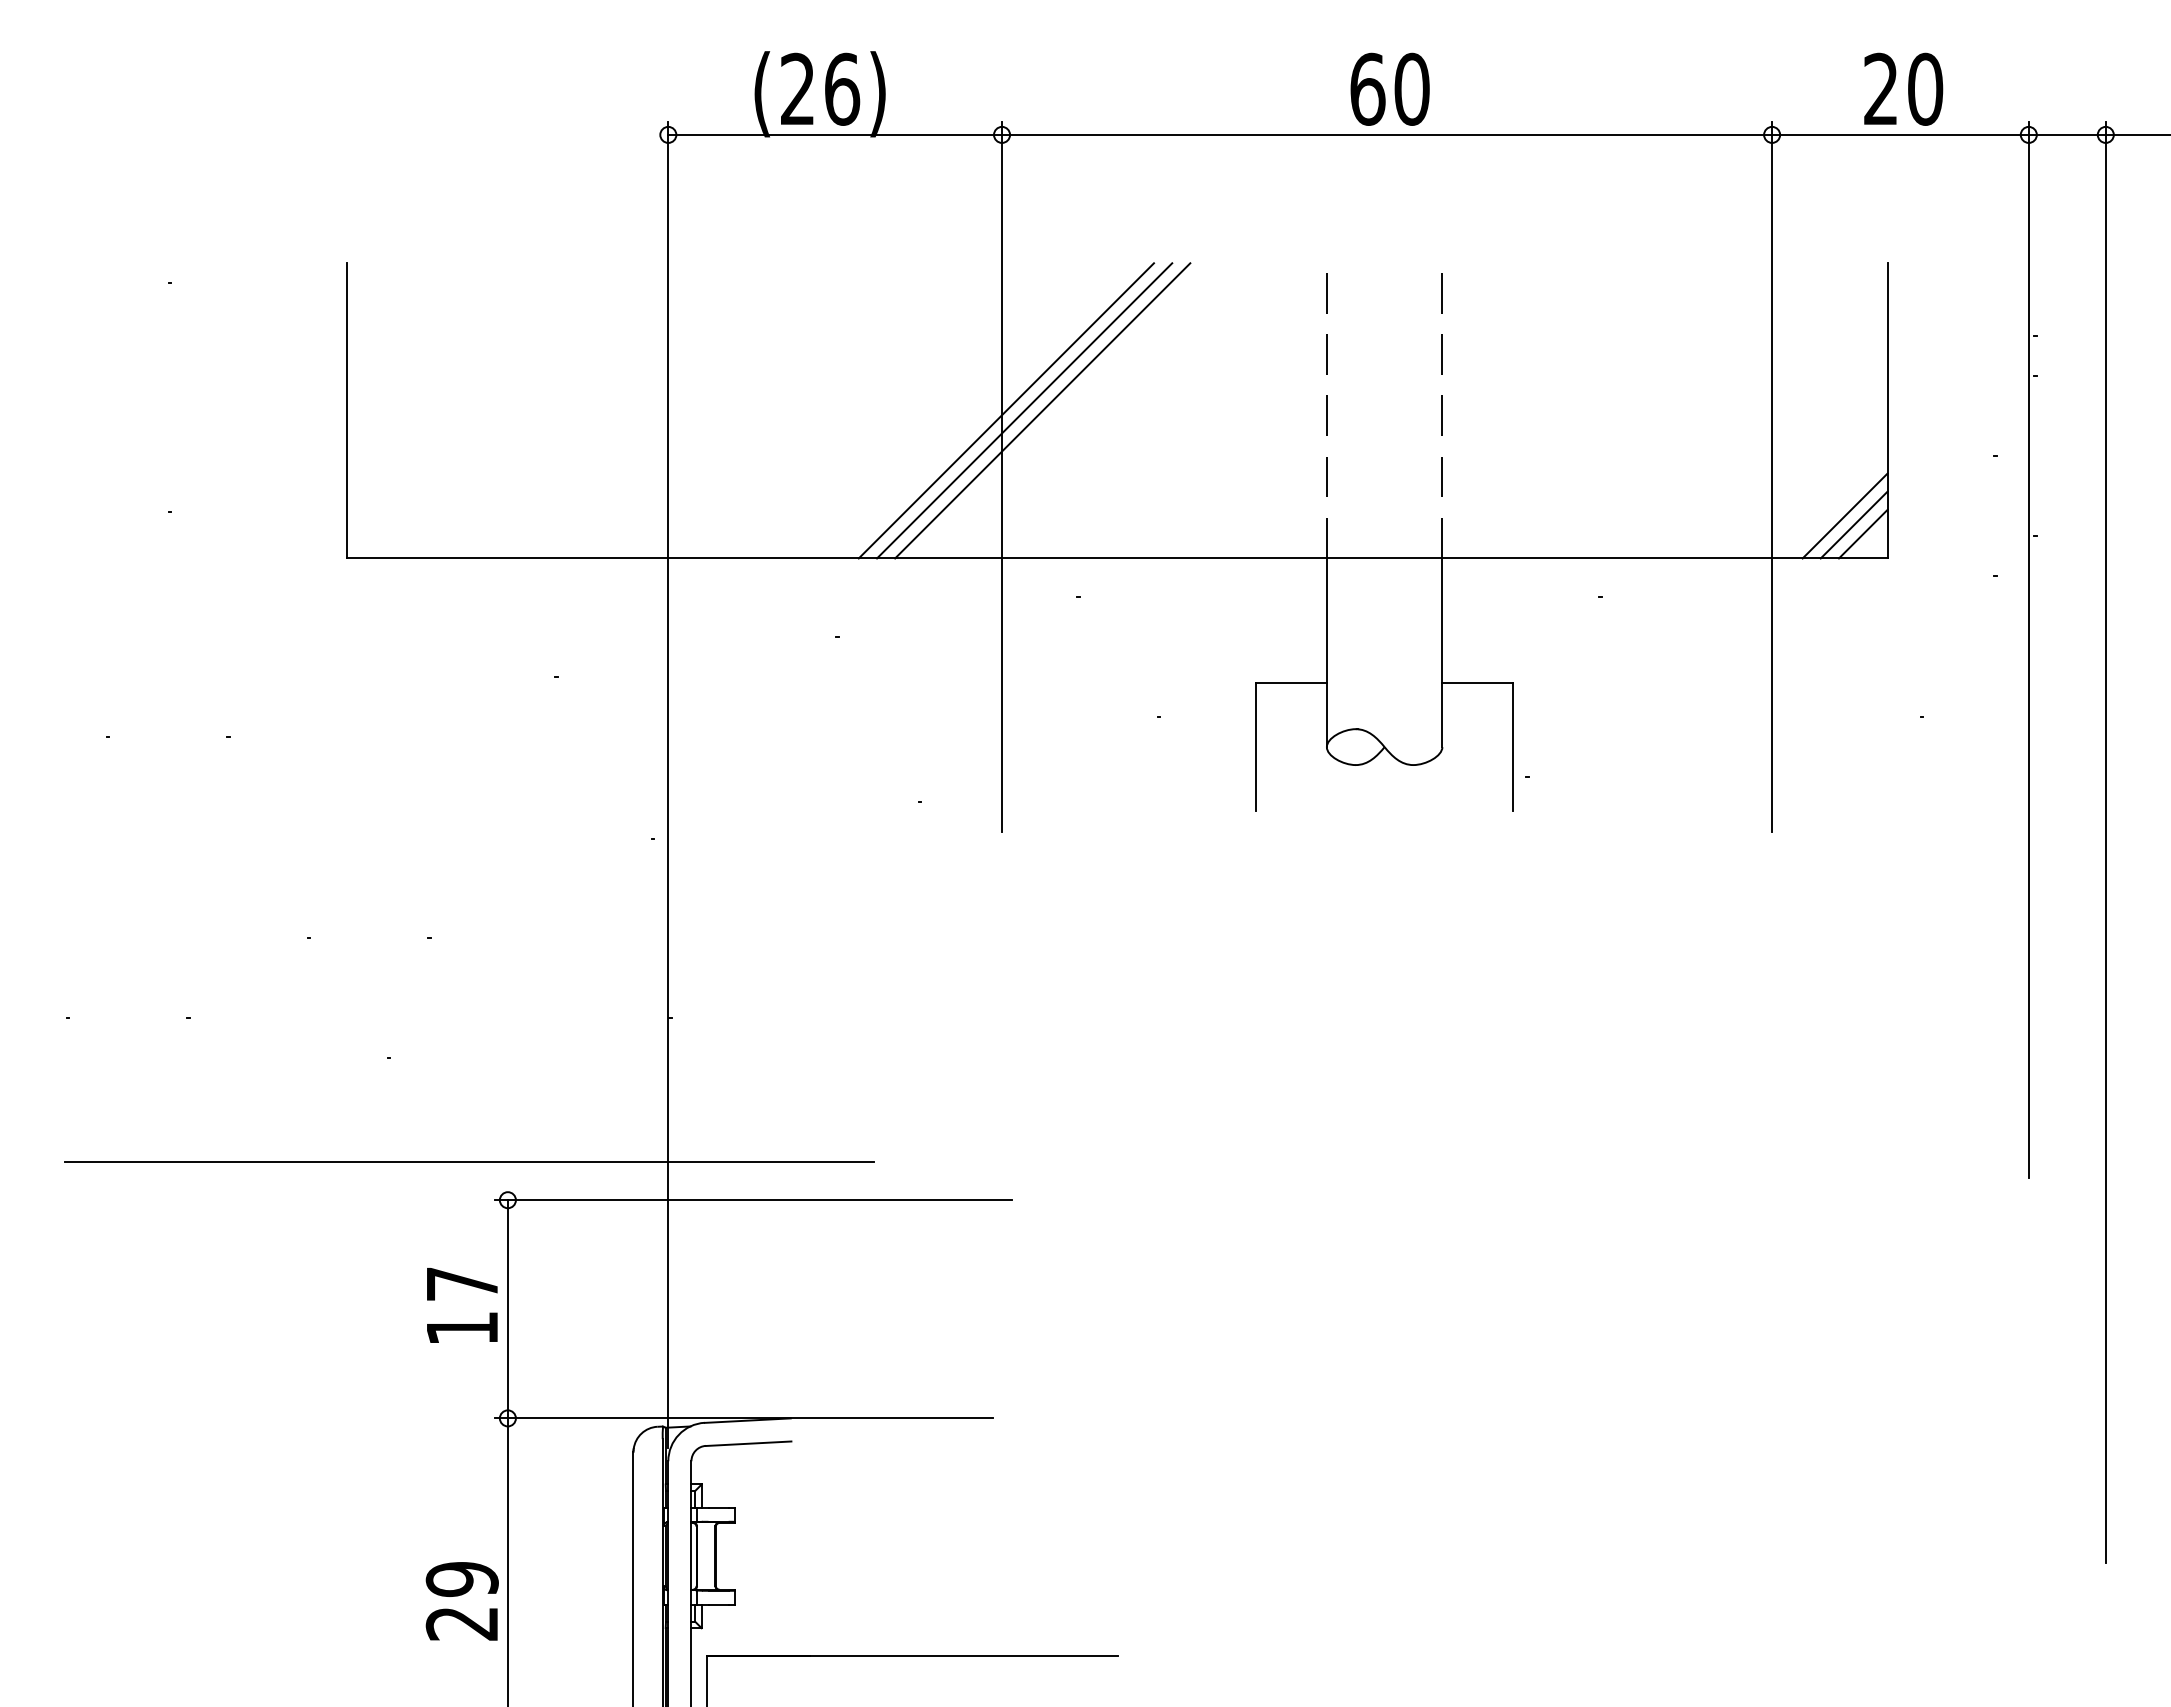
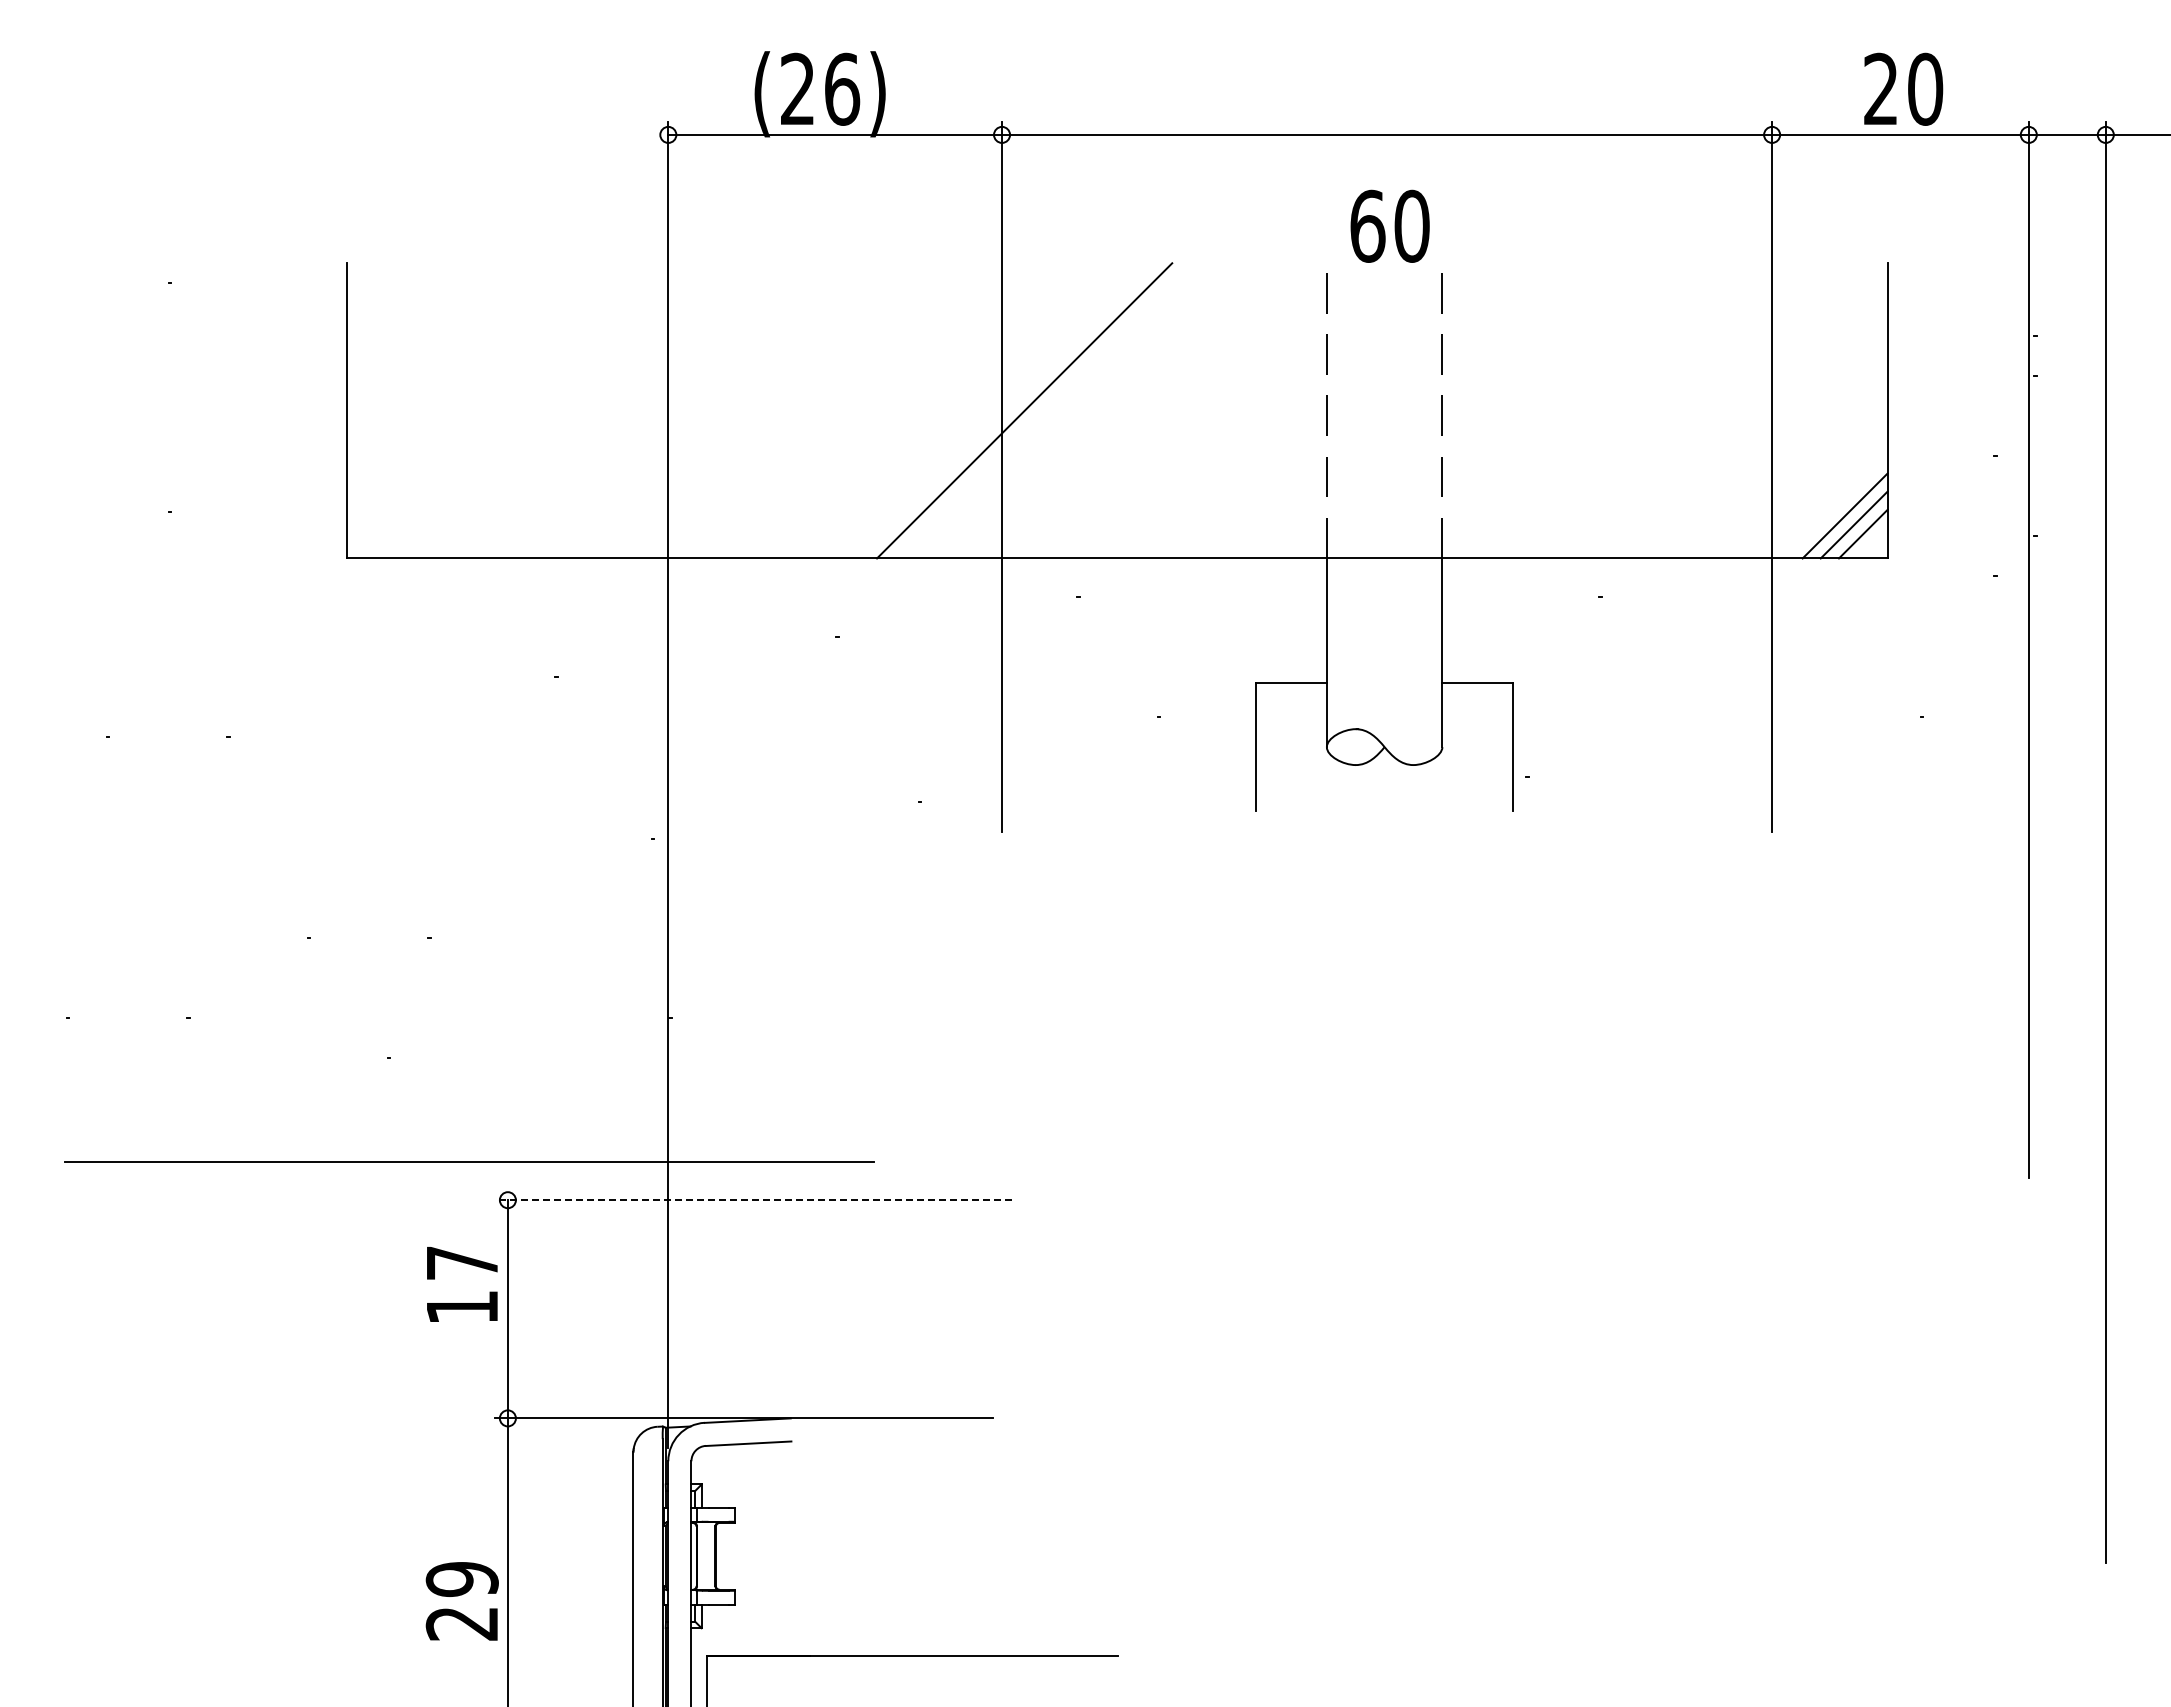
text position: (1389, 88) -> (1389, 225) (1389, 225)
line: present -> none (1006, 410)
line: present -> none (1042, 410)
line: solid -> dashed (753, 1200)
text position: (462, 1305) -> (462, 1284) (462, 1284)
